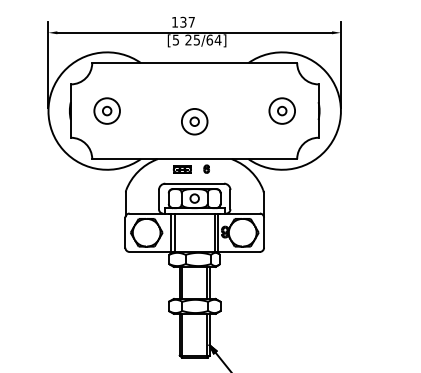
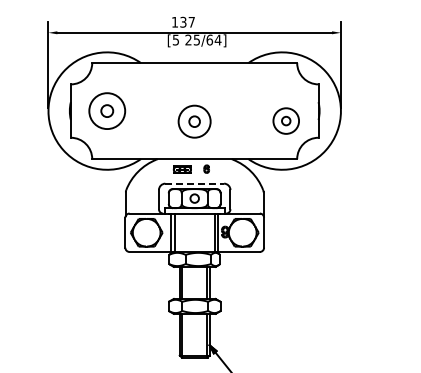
part size: 28x28 px -> 39x38 px (107, 110)
part position: (281, 110) -> (285, 120) (285, 120)
part size: 28x28 px -> 35x35 px (194, 121)
line: solid -> dashed (195, 183)
